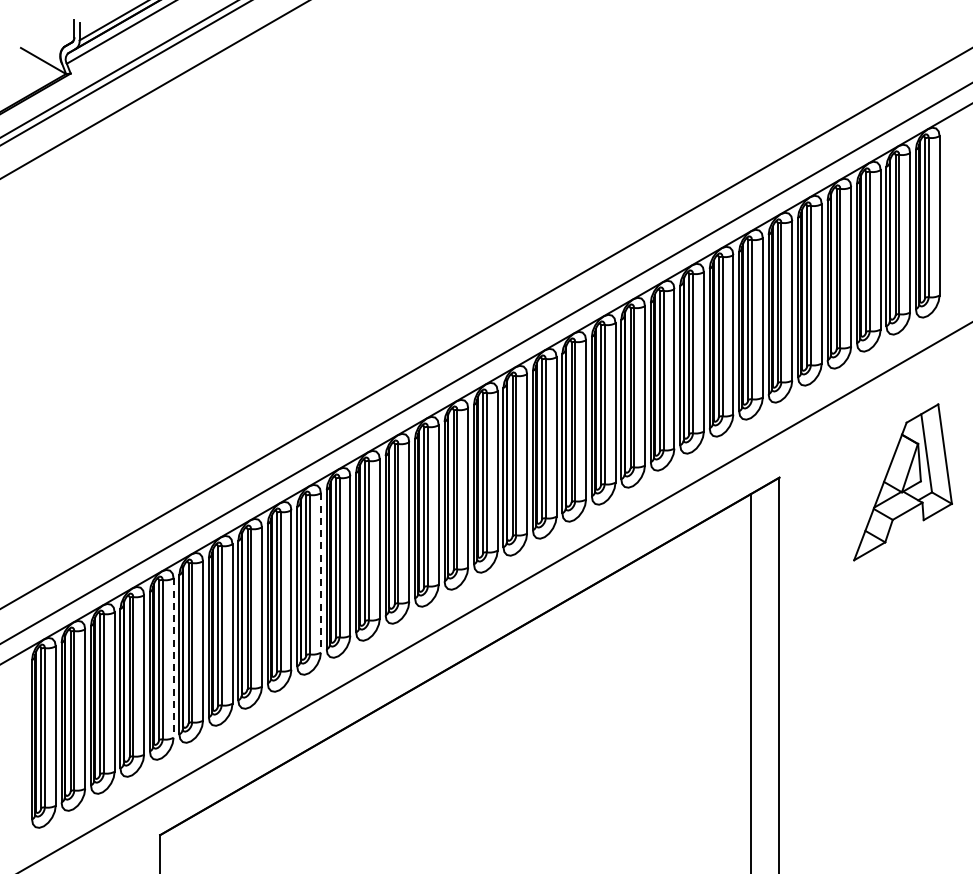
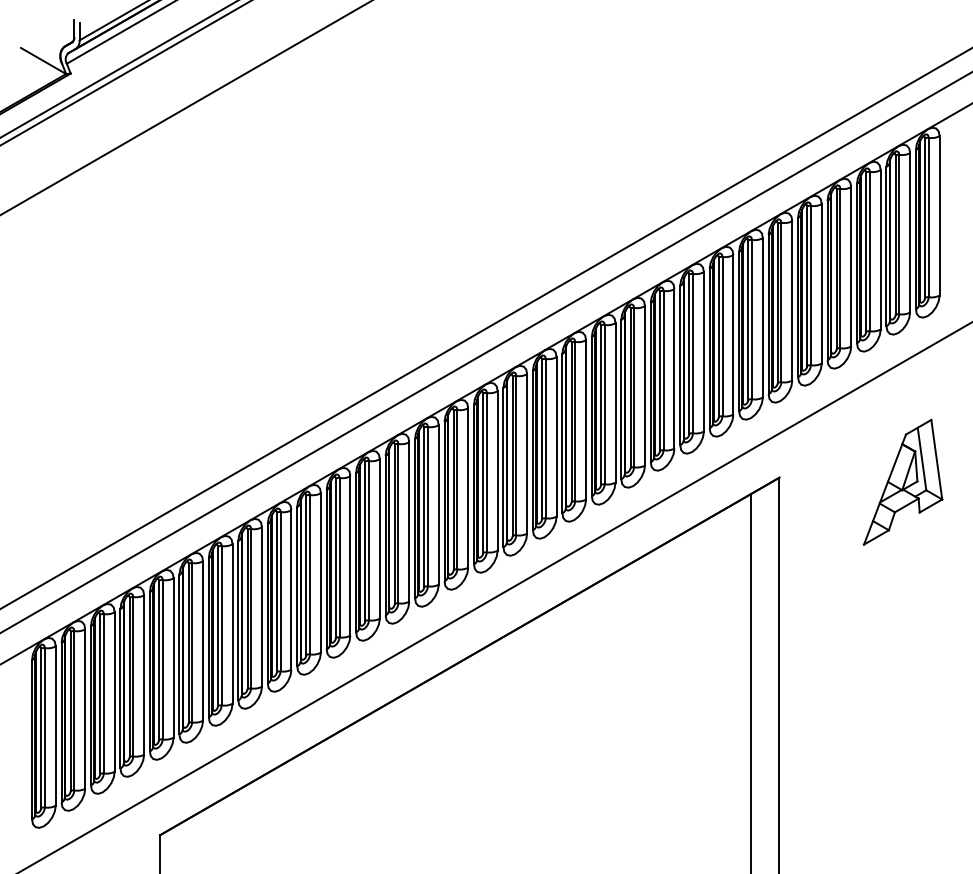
line position: (154, 89) -> (185, 108) (185, 108)
line position: (485, 363) -> (485, 352) (485, 352)
part size: 100x159 px -> 81x128 px (903, 481)
line: dashed -> solid (320, 573)
line: dashed -> solid (173, 658)
